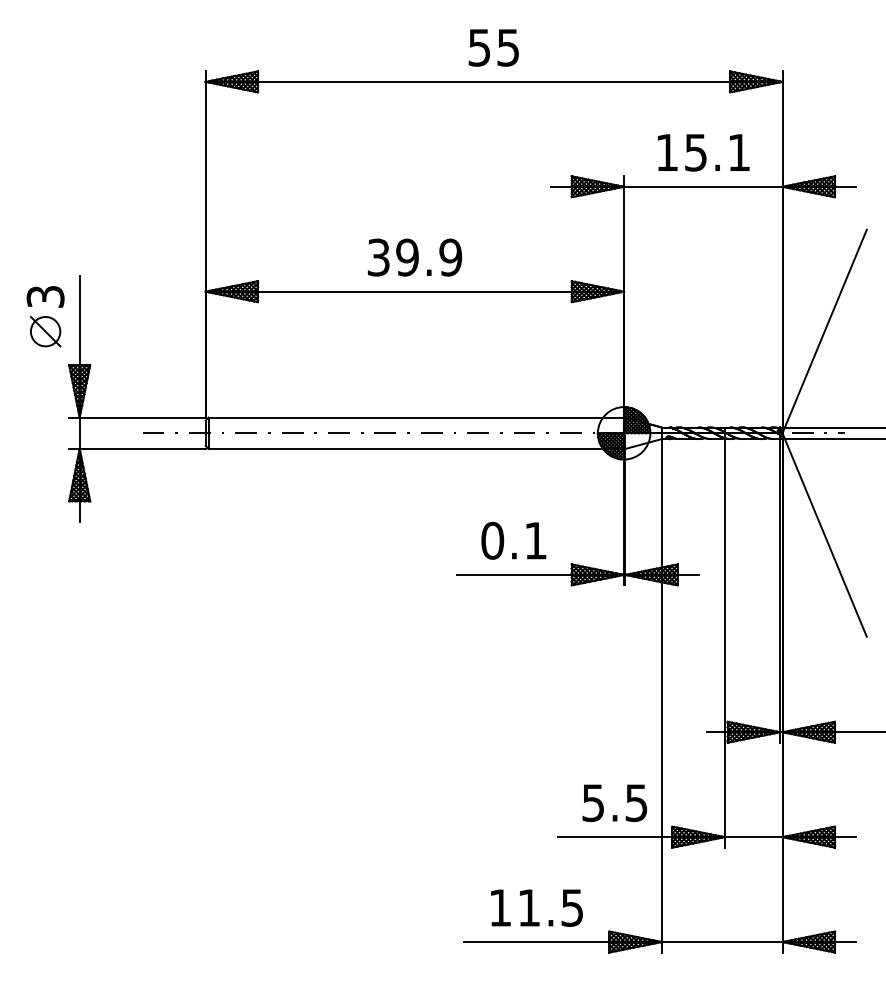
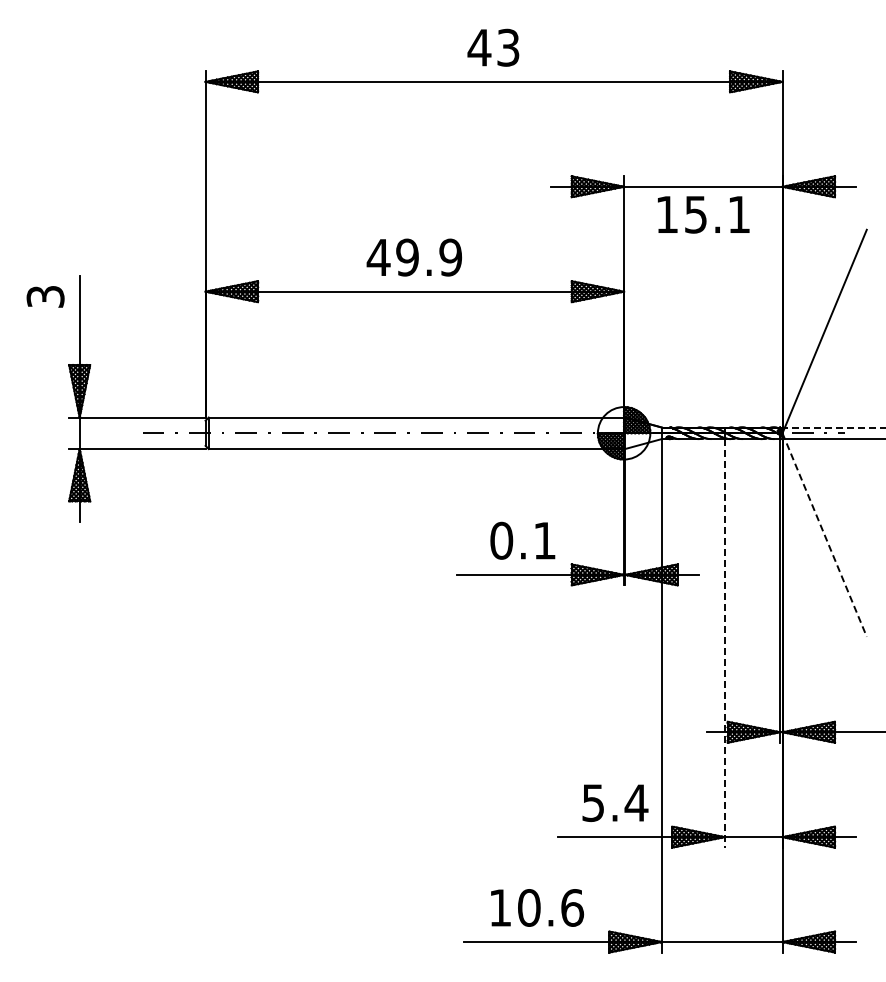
text: 55 -> 43 (493, 47)
text position: (703, 152) -> (703, 214) (703, 214)
text: 39.9 -> 49.9 (378, 257)
part: present -> none (45, 331)
line: solid -> dashed (833, 427)
line: solid -> dashed (824, 535)
text position: (513, 540) -> (522, 540) (522, 540)
line: solid -> dashed (724, 643)
text: 5.5 -> 5.4 (636, 803)
text: 11.5 -> 10.6 (551, 907)
